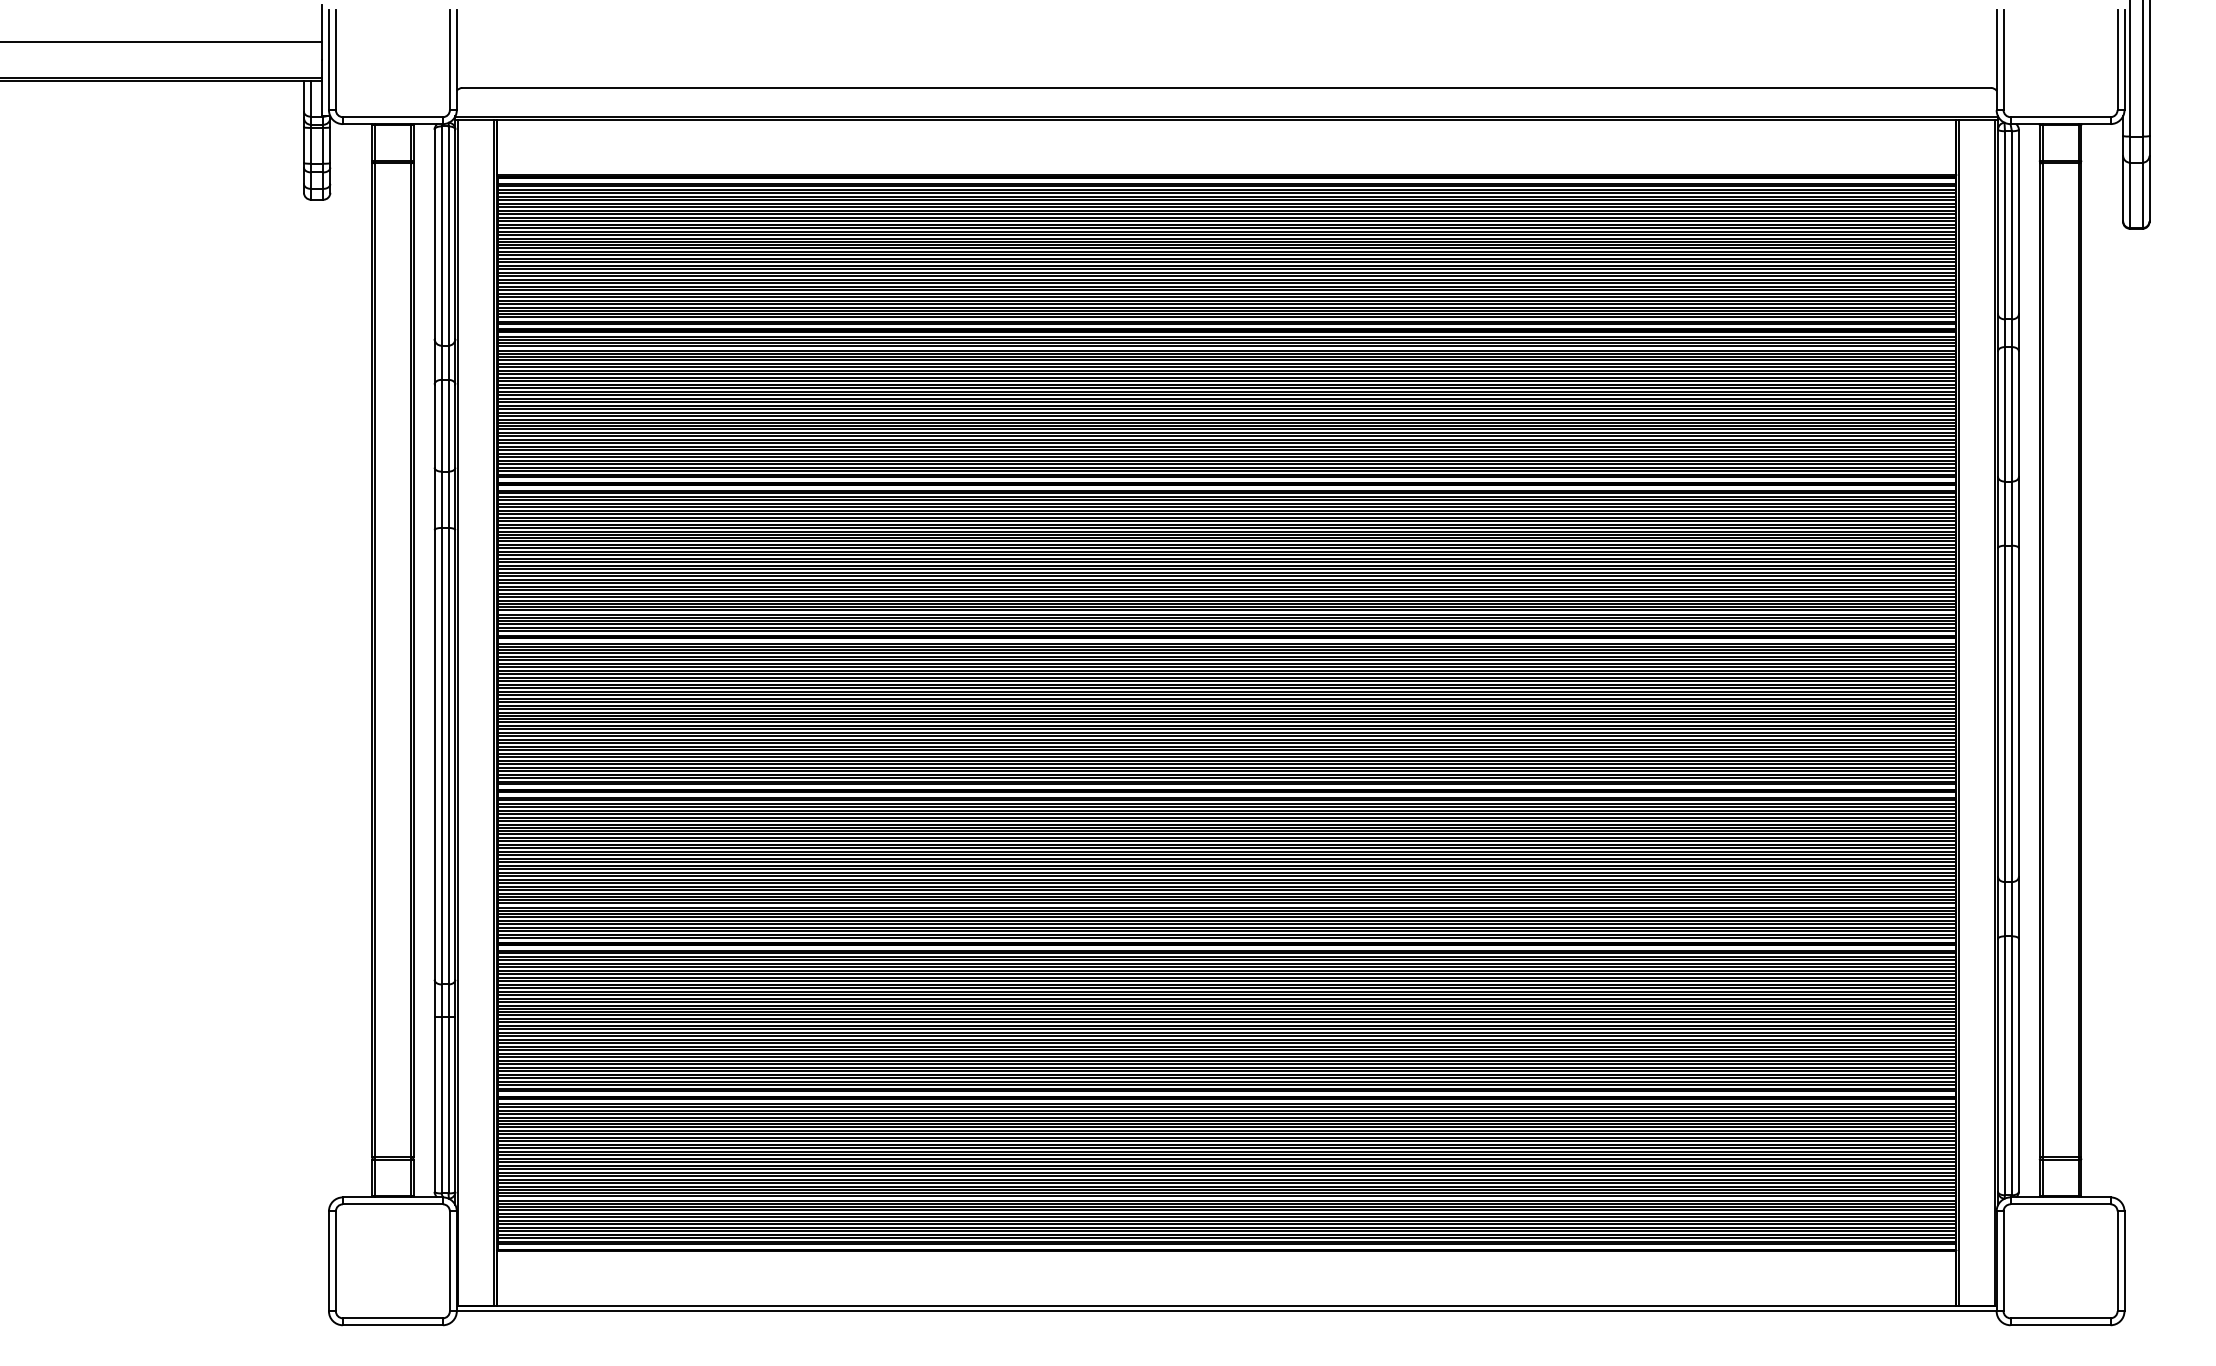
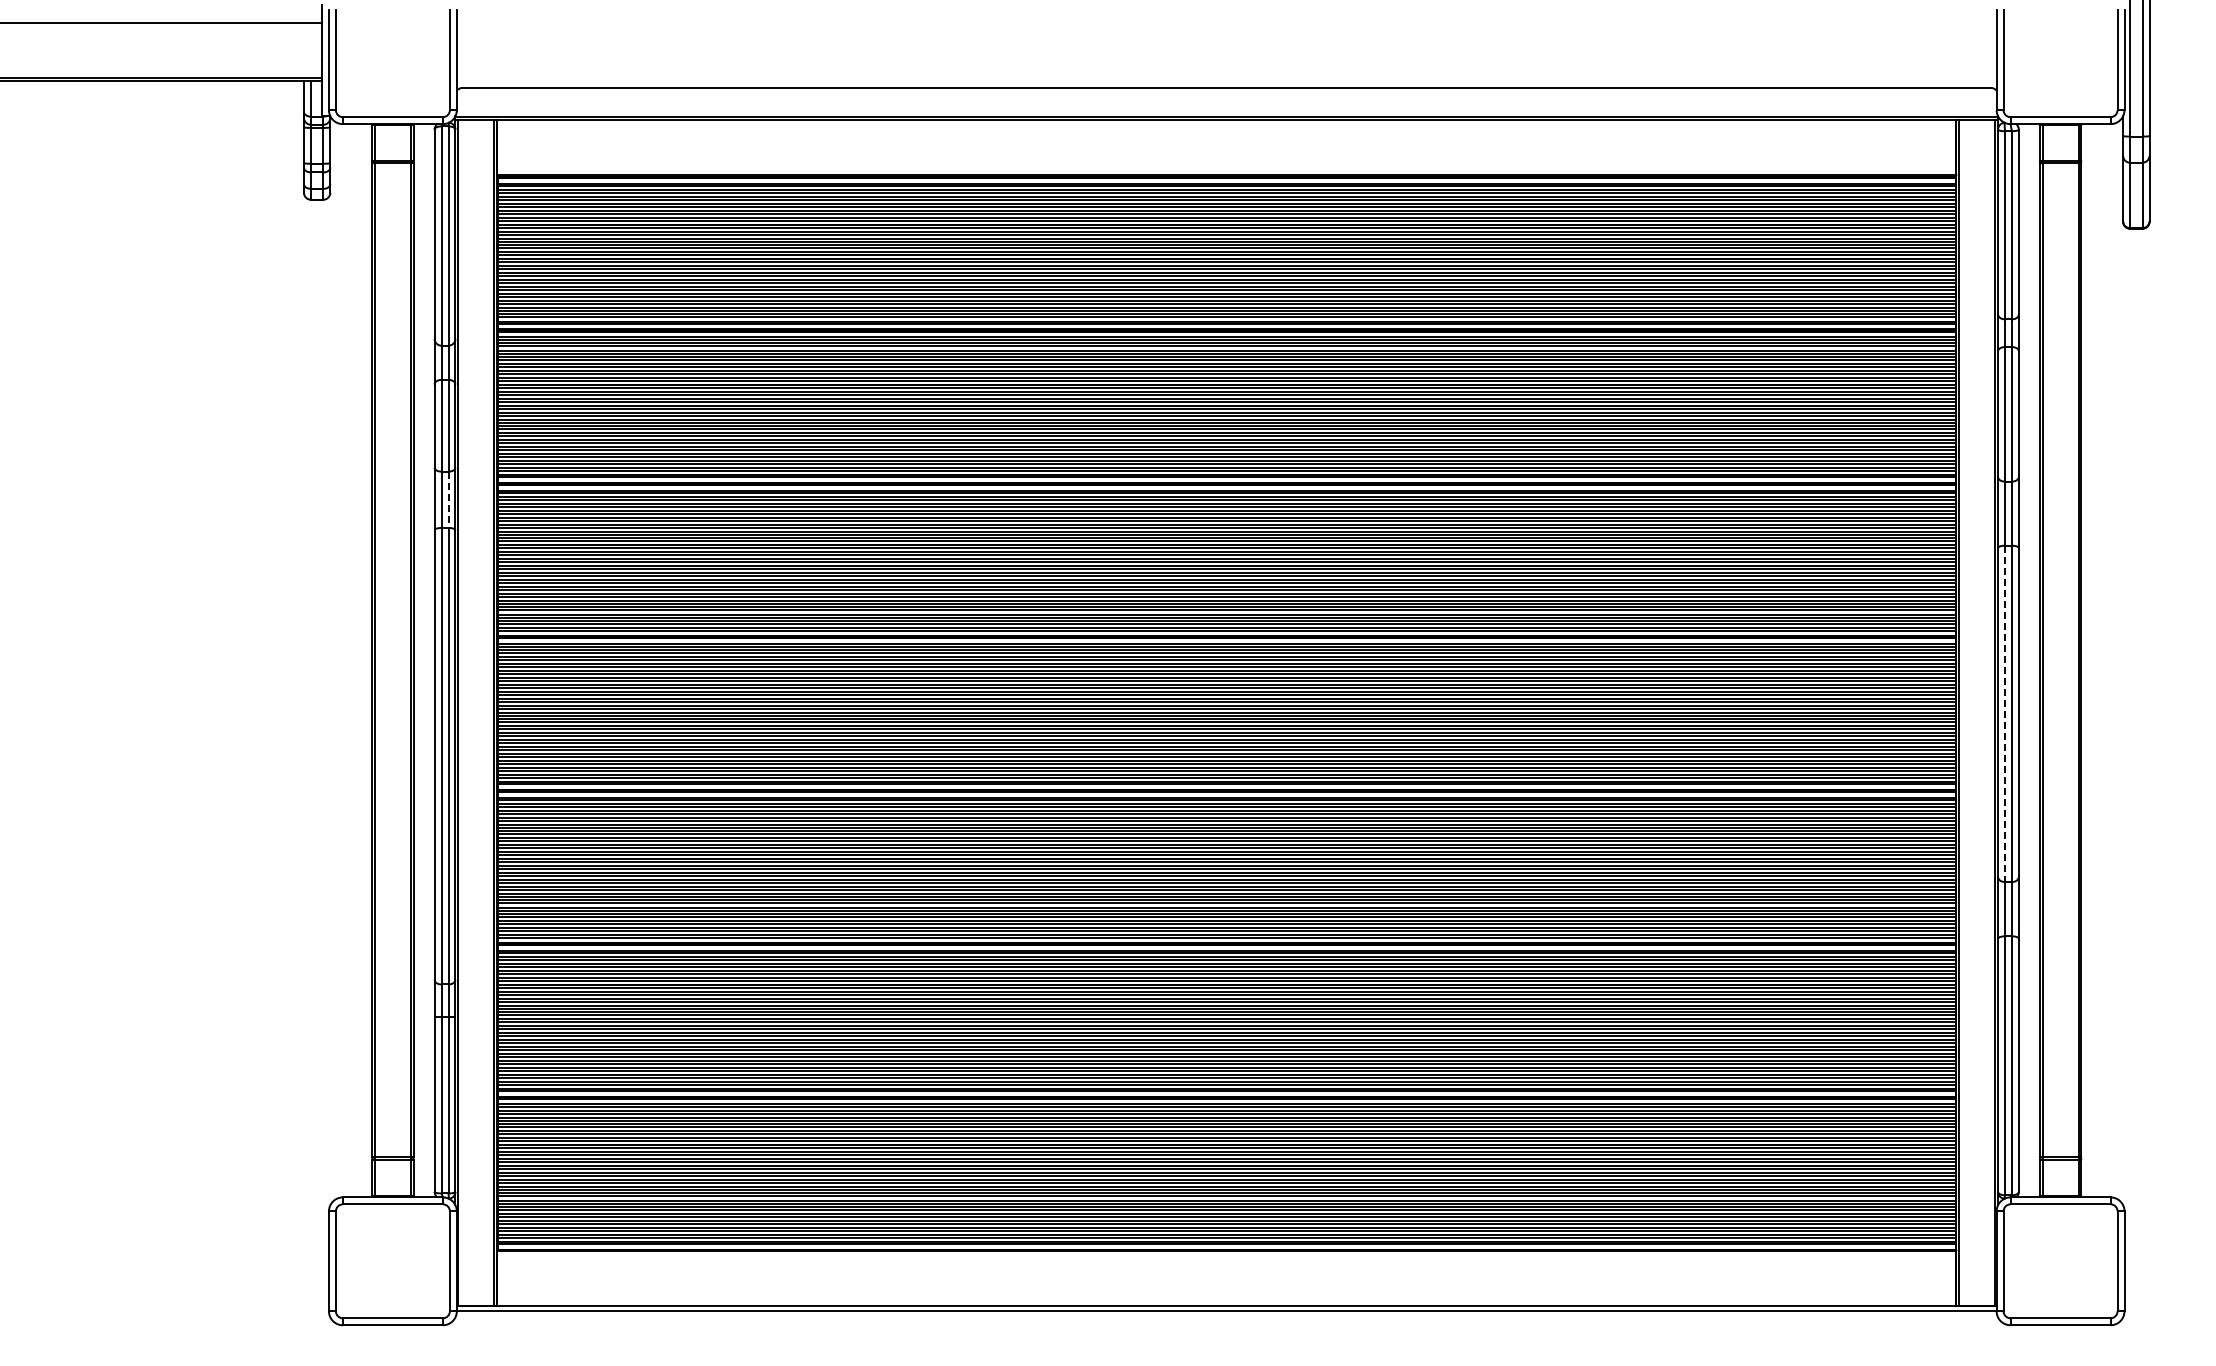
line position: (162, 42) -> (162, 23) (162, 23)
line: solid -> dashed (448, 500)
line: solid -> dashed (2004, 714)
